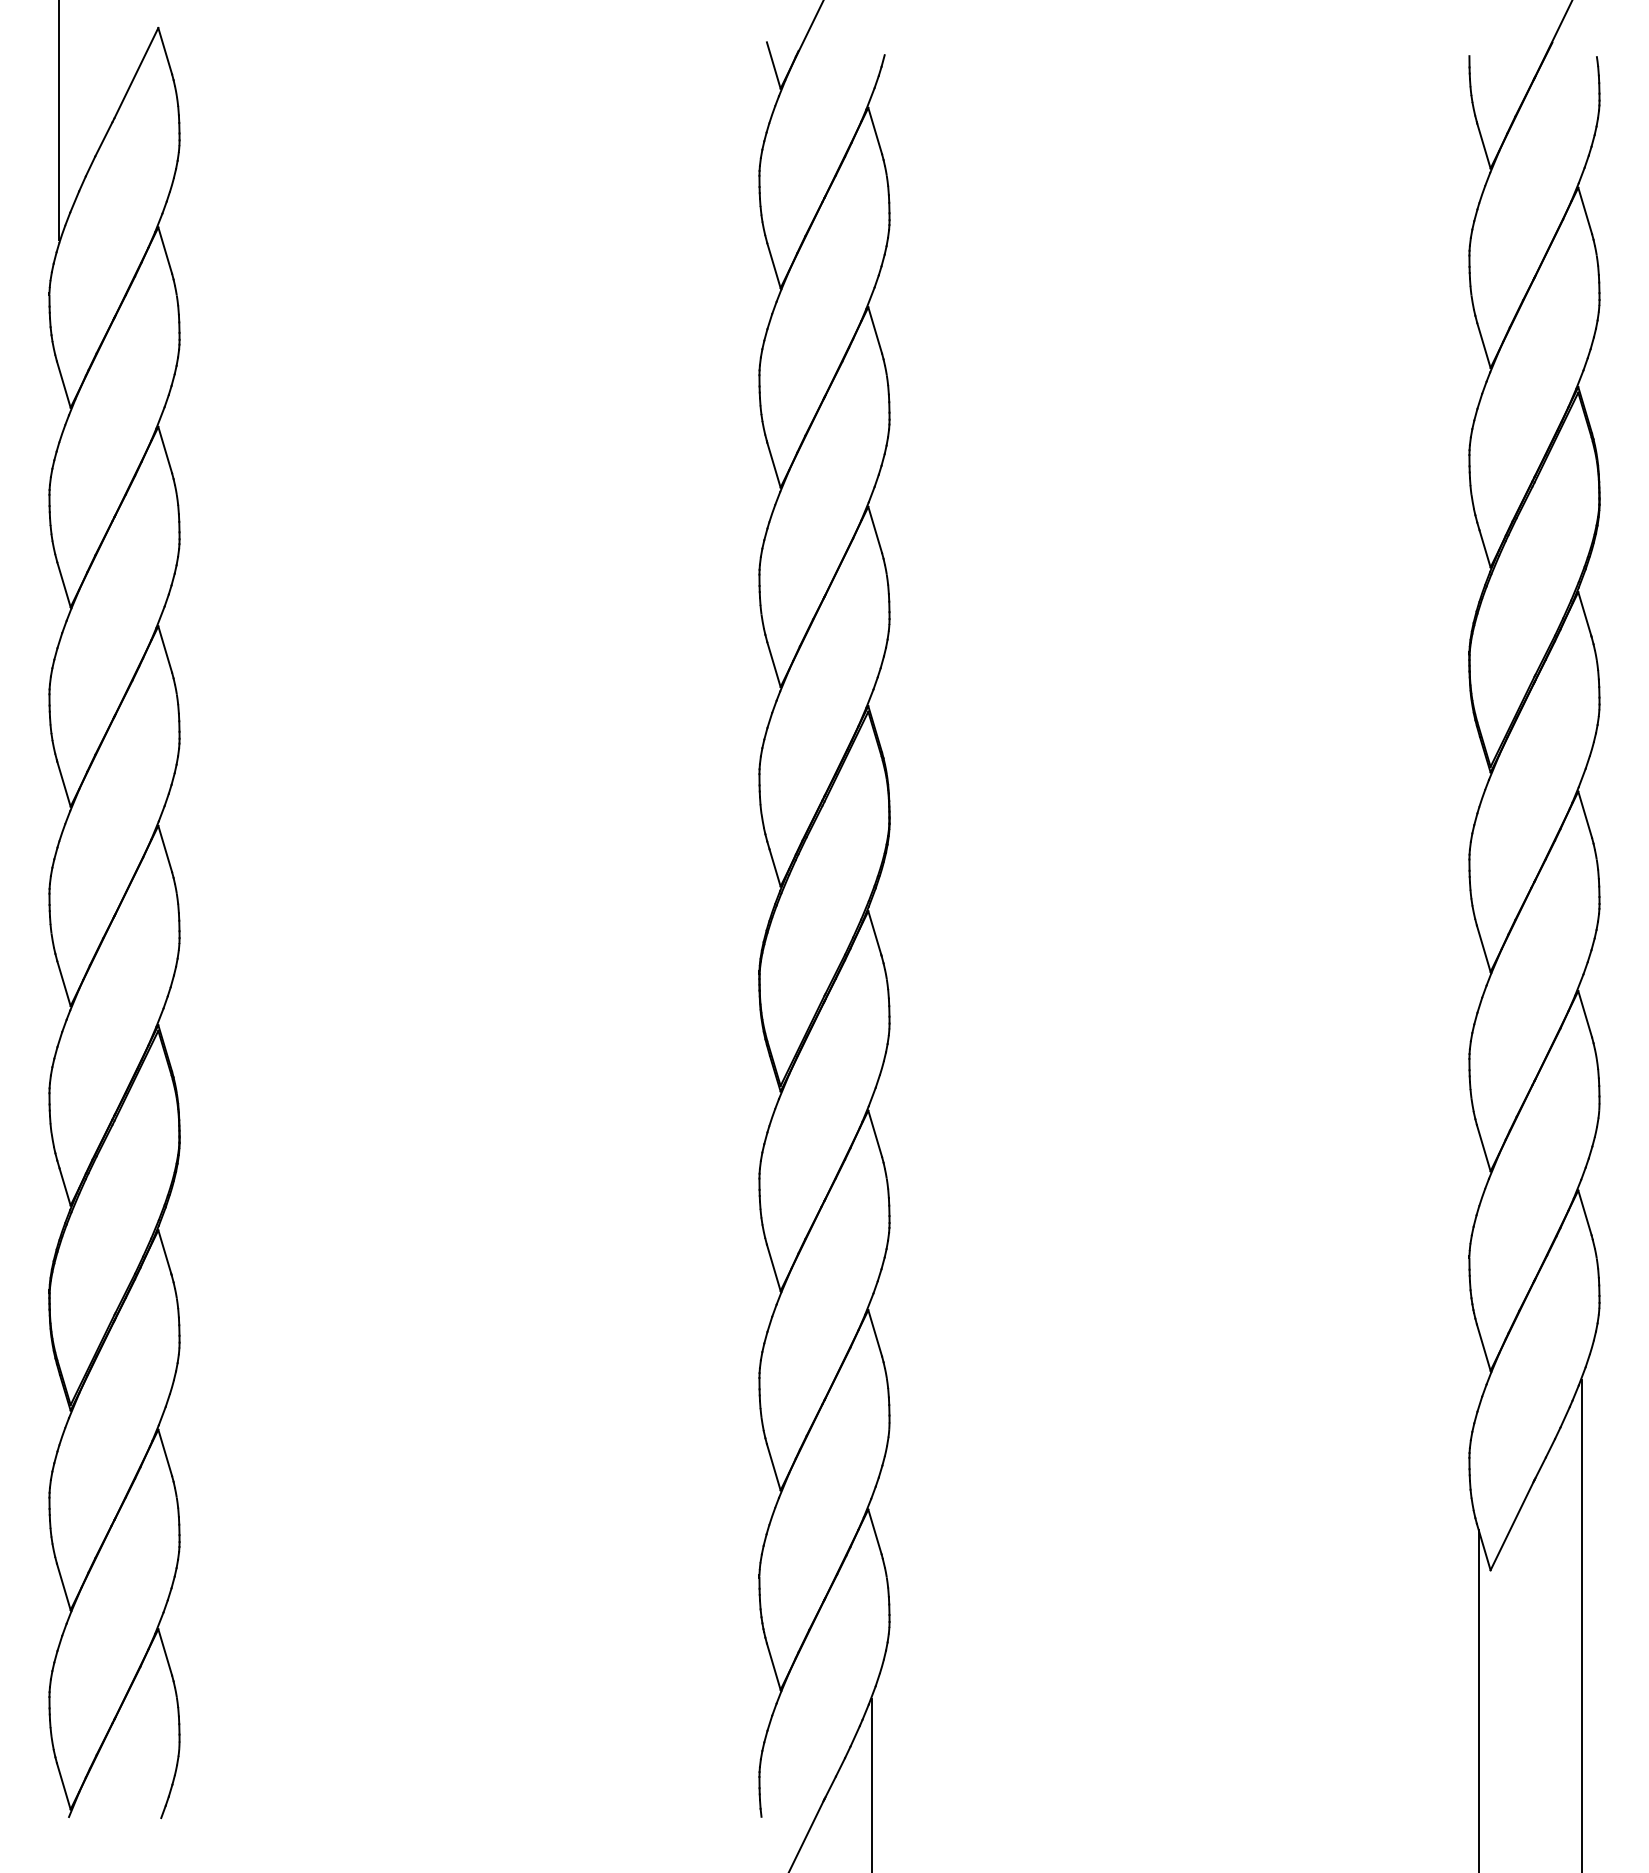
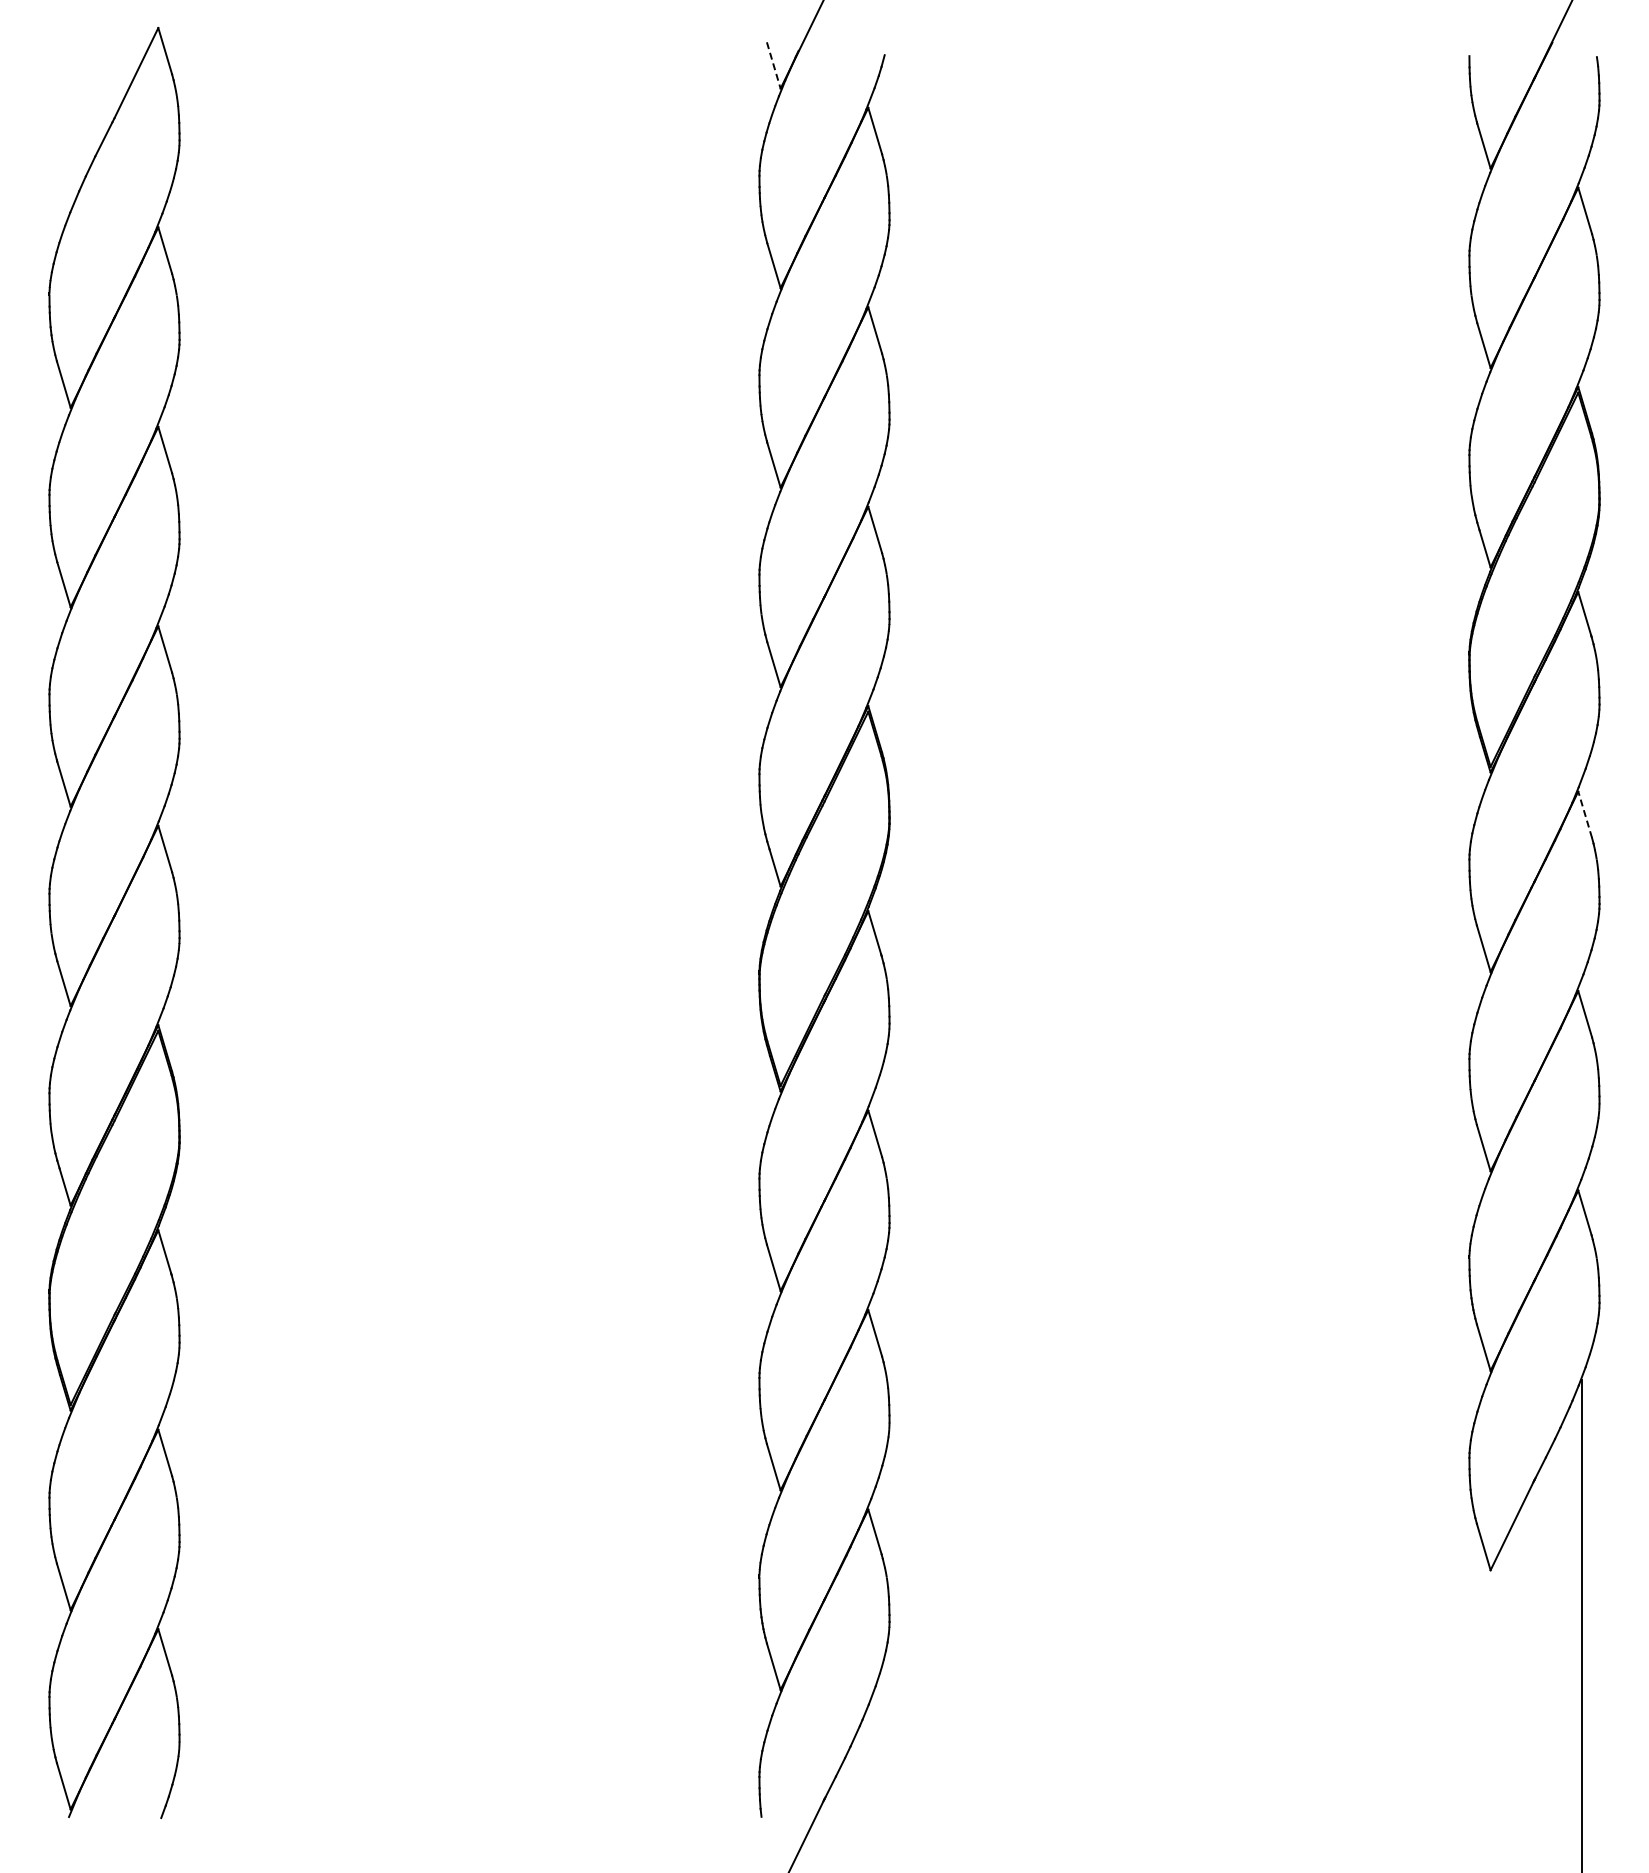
line: solid -> dashed (773, 65)
line: present -> none (58, 121)
line: solid -> dashed (1585, 814)
line: present -> none (1478, 1699)
line: present -> none (871, 1784)
